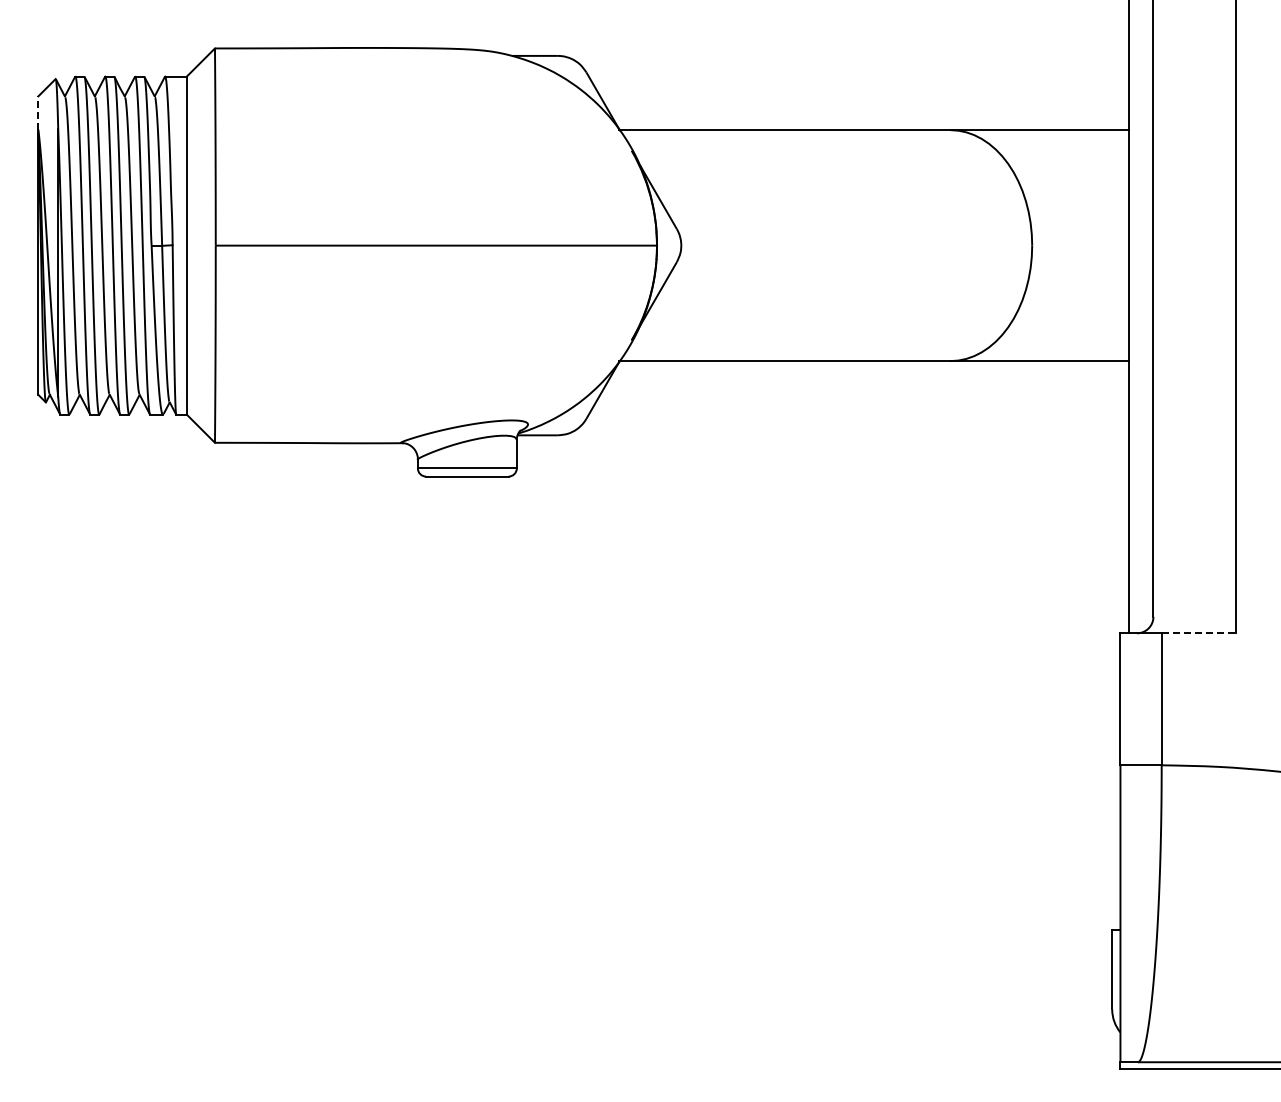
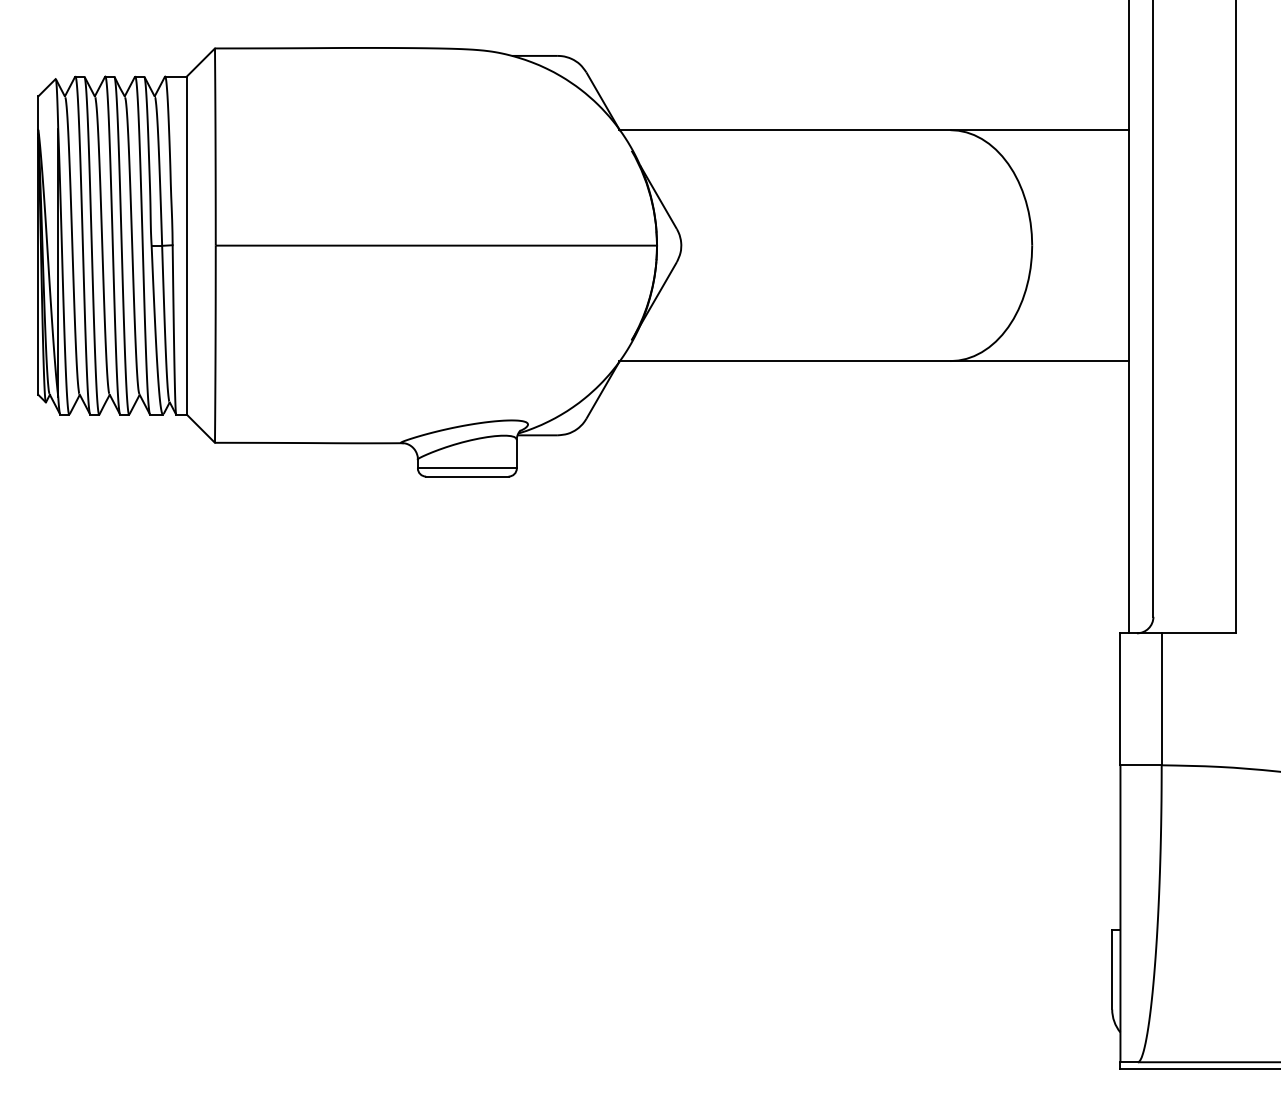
line: dashed -> solid (38, 113)
line: dashed -> solid (1199, 633)
